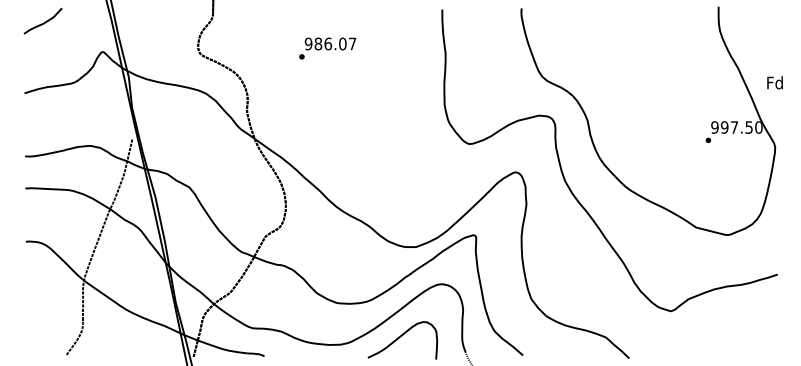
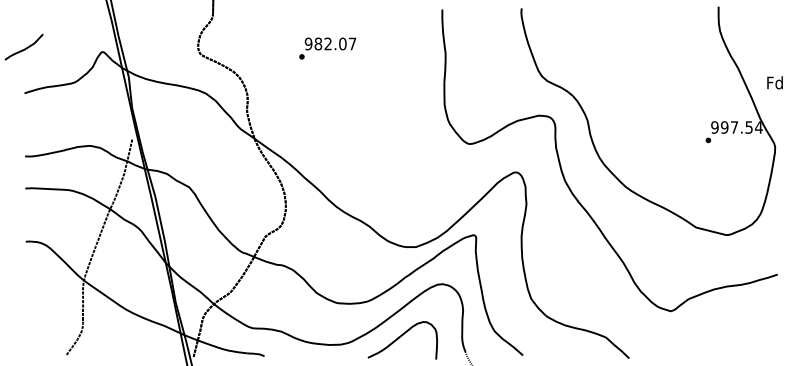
curve position: (43, 22) -> (24, 48) (24, 48)
text: 986.07 -> 982.07 (328, 43)
text: 997.50 -> 997.54 (758, 127)
